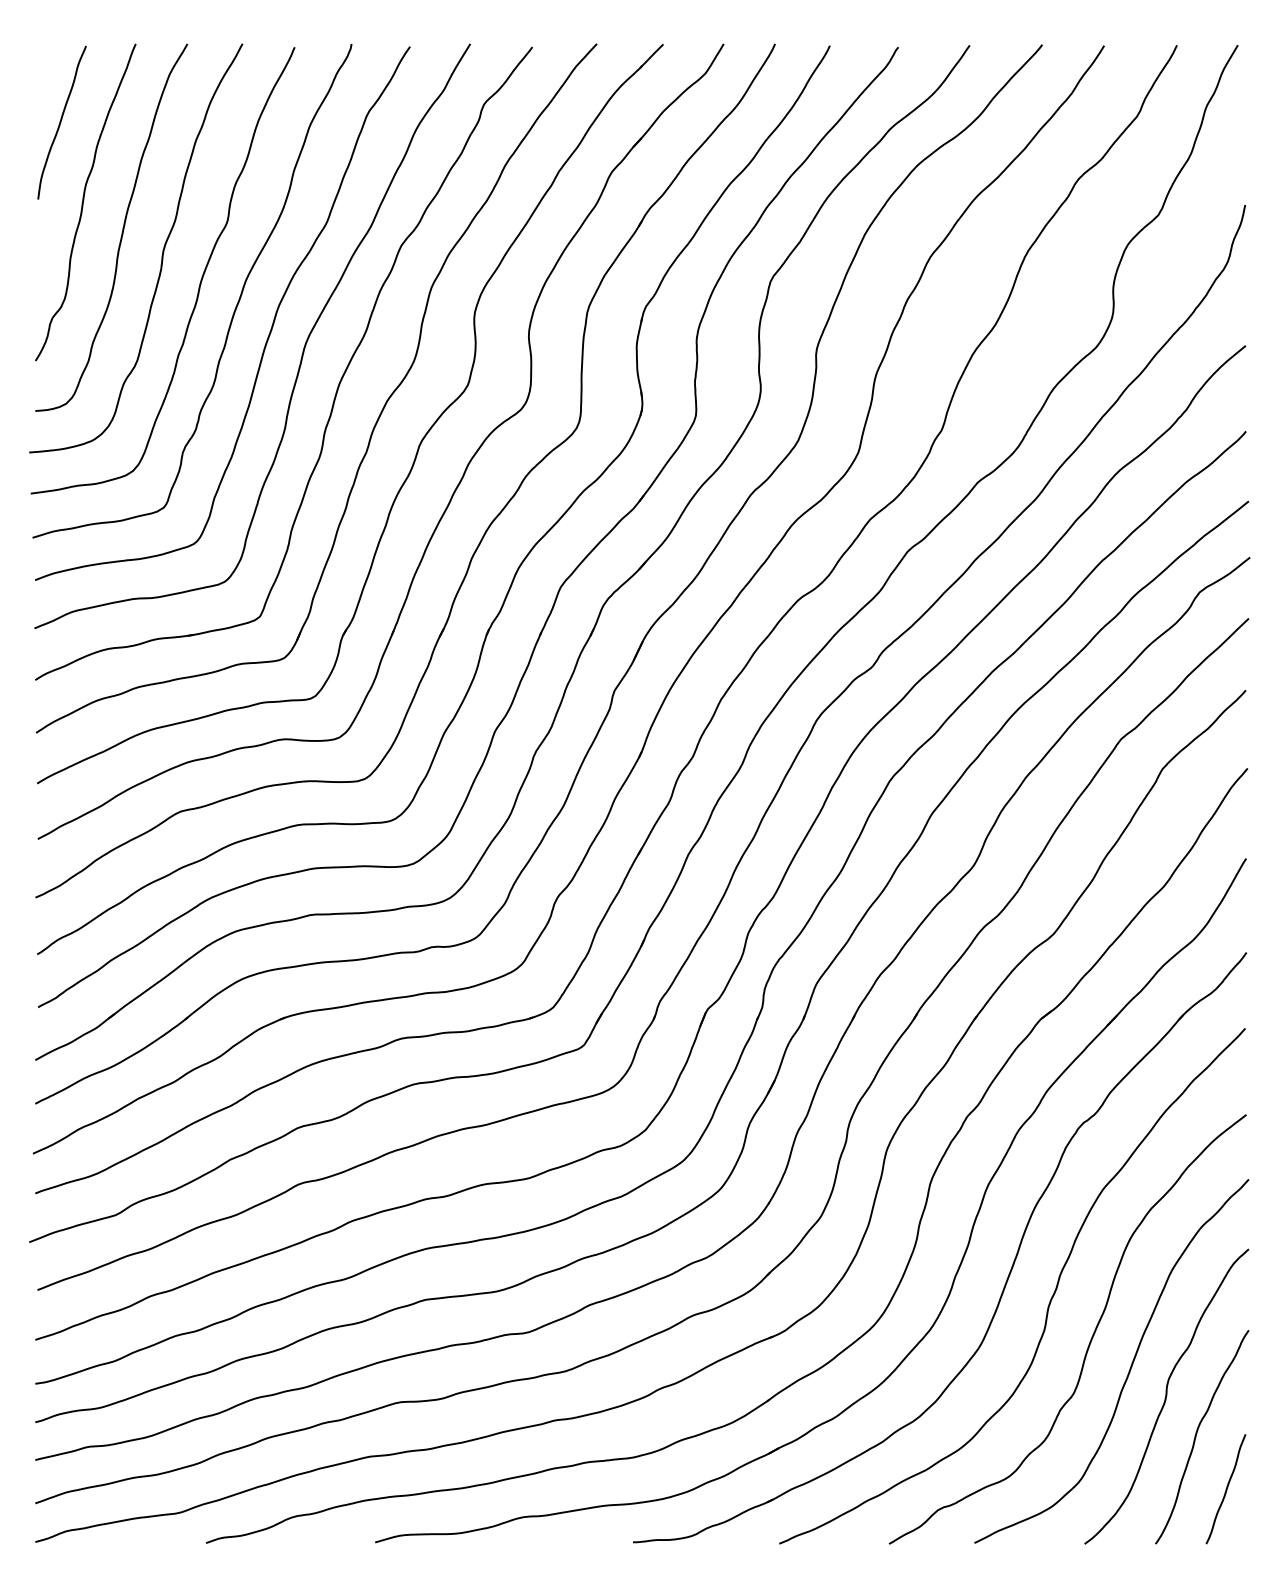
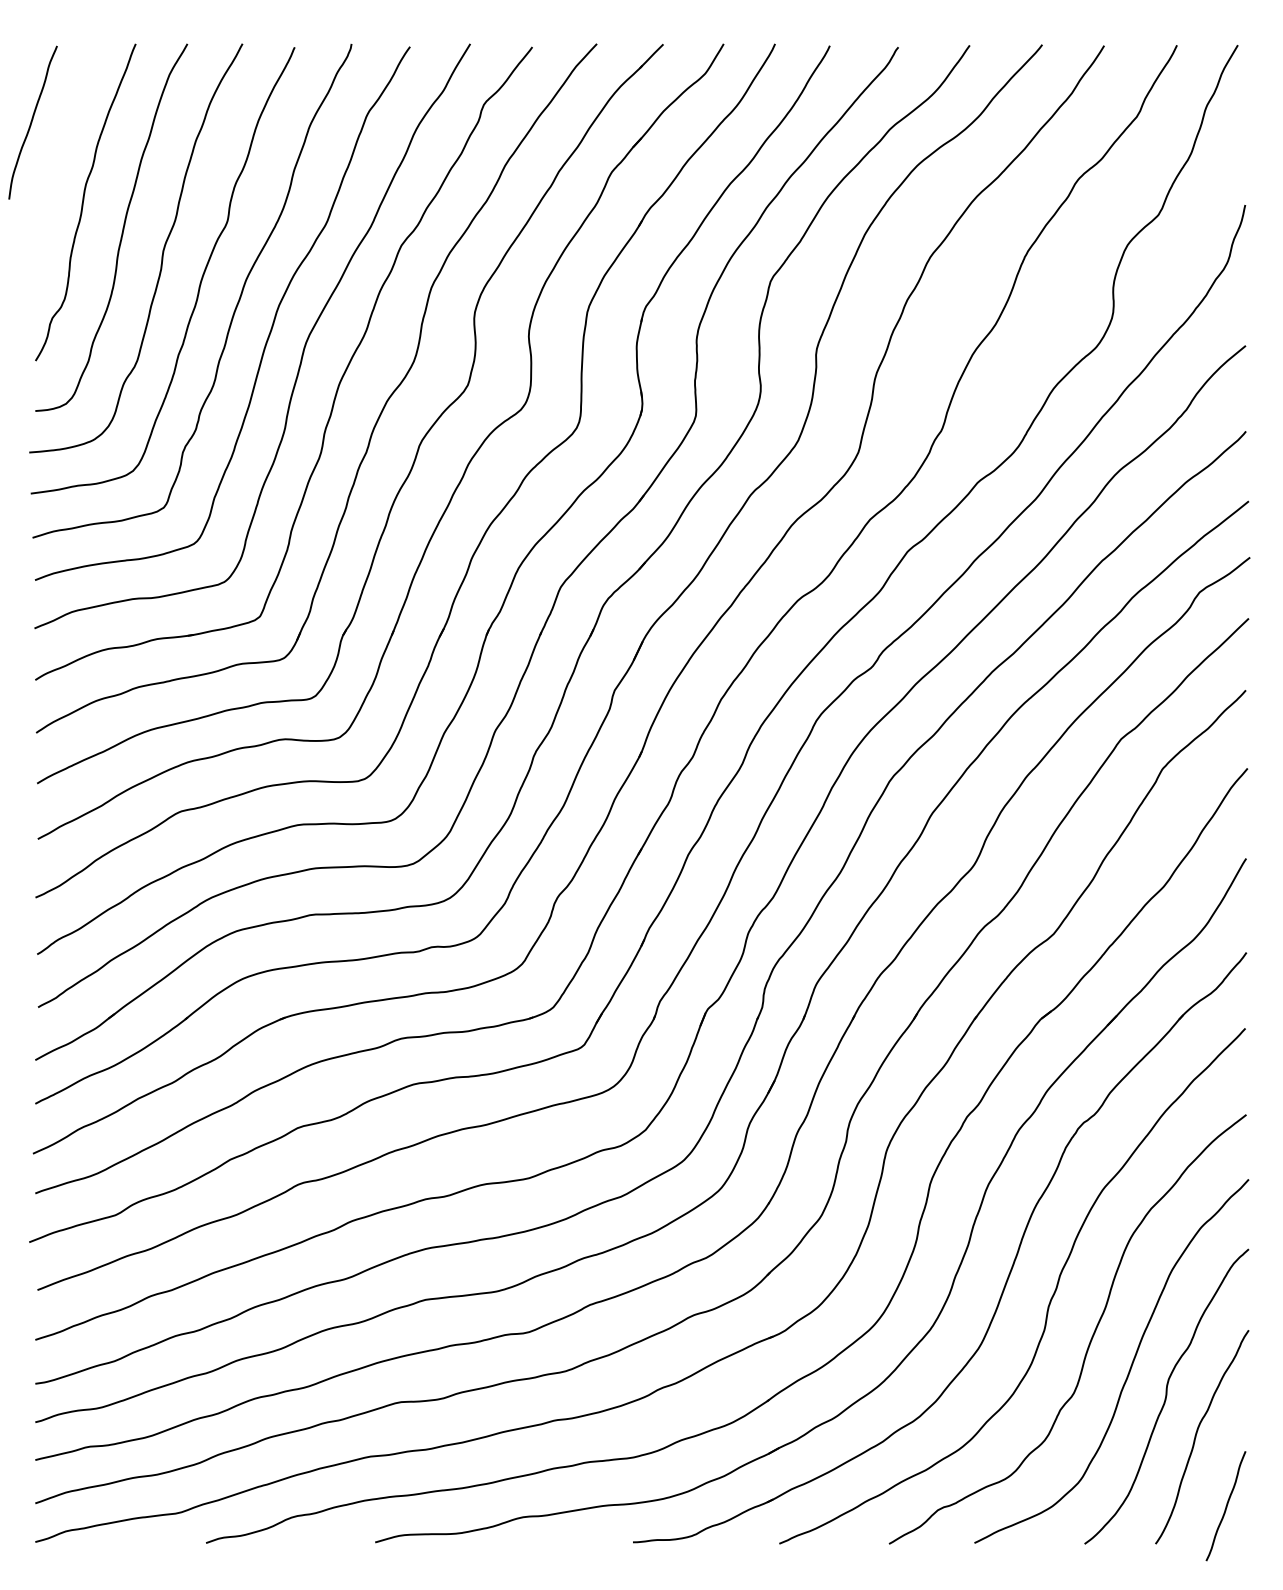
curve position: (61, 122) -> (32, 122) (32, 122)
curve position: (1225, 1489) -> (1225, 1506) (1225, 1506)
